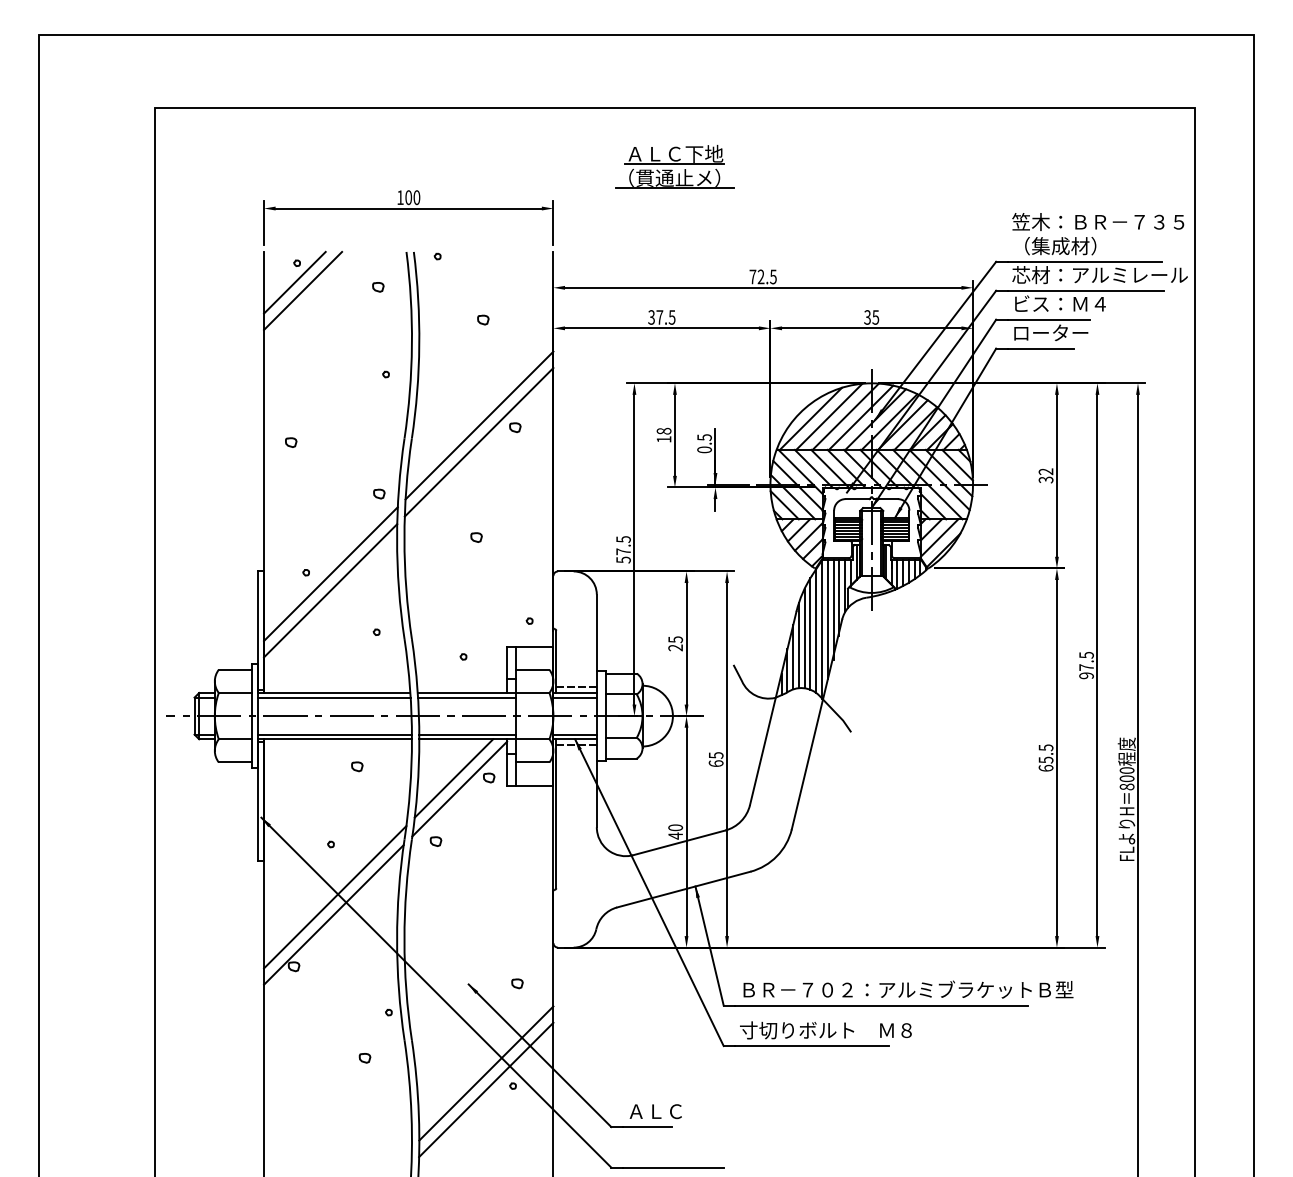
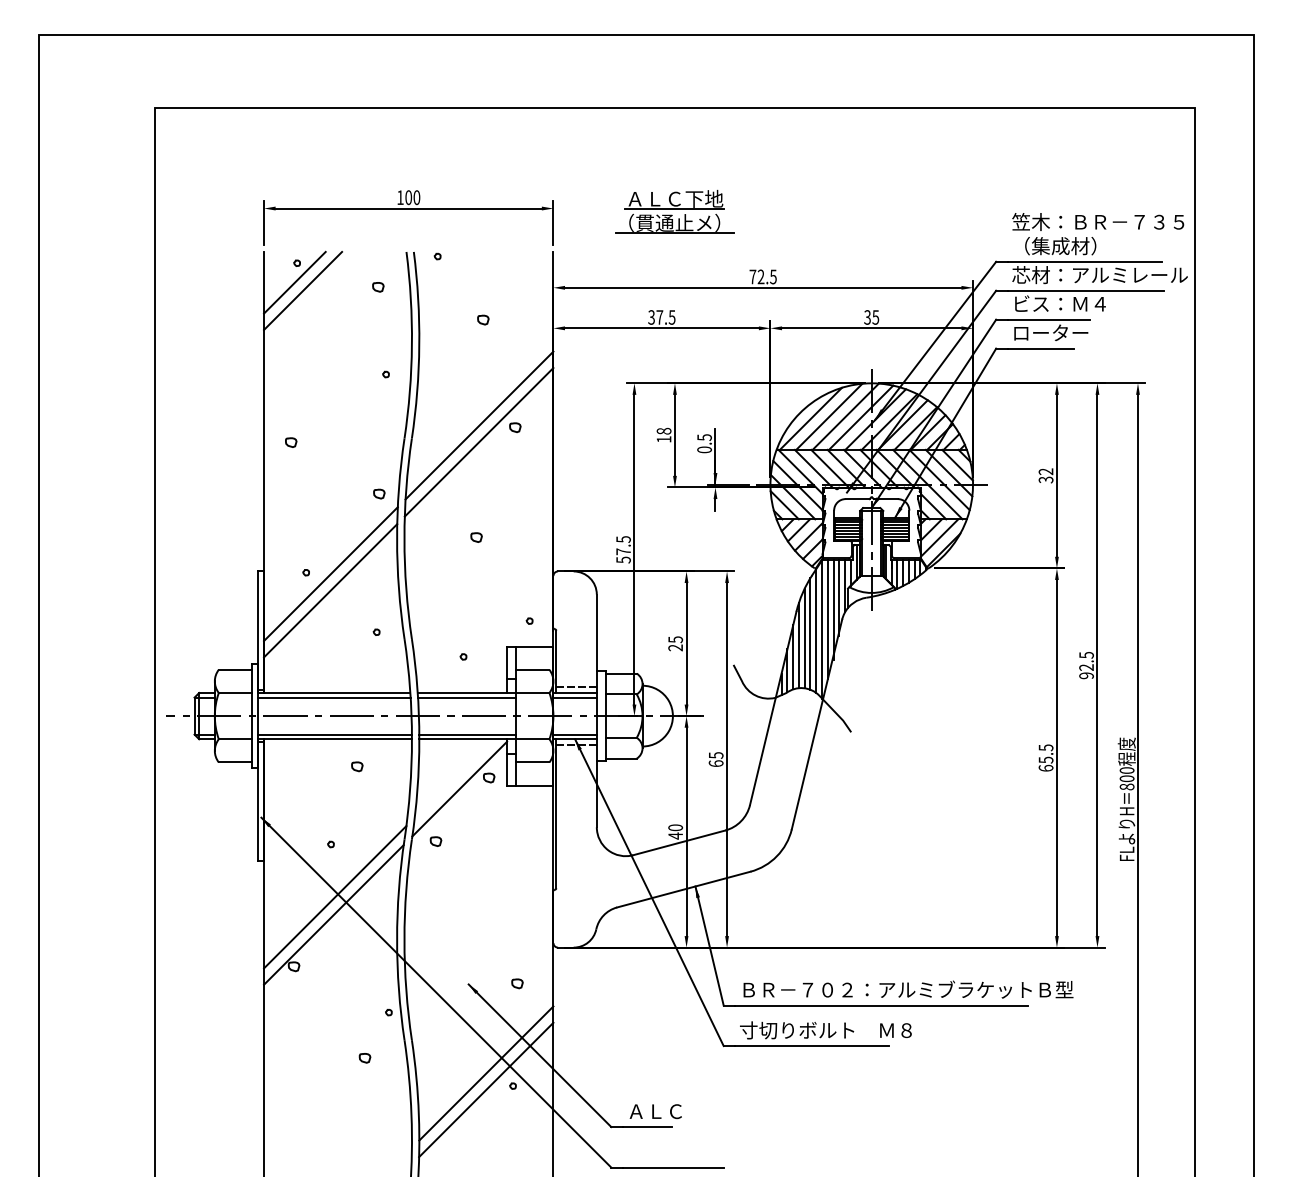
part position: (674, 166) -> (674, 211) (674, 211)
text: 97.5 -> 92.5 (1086, 667)
line: present -> none (453, 778)
